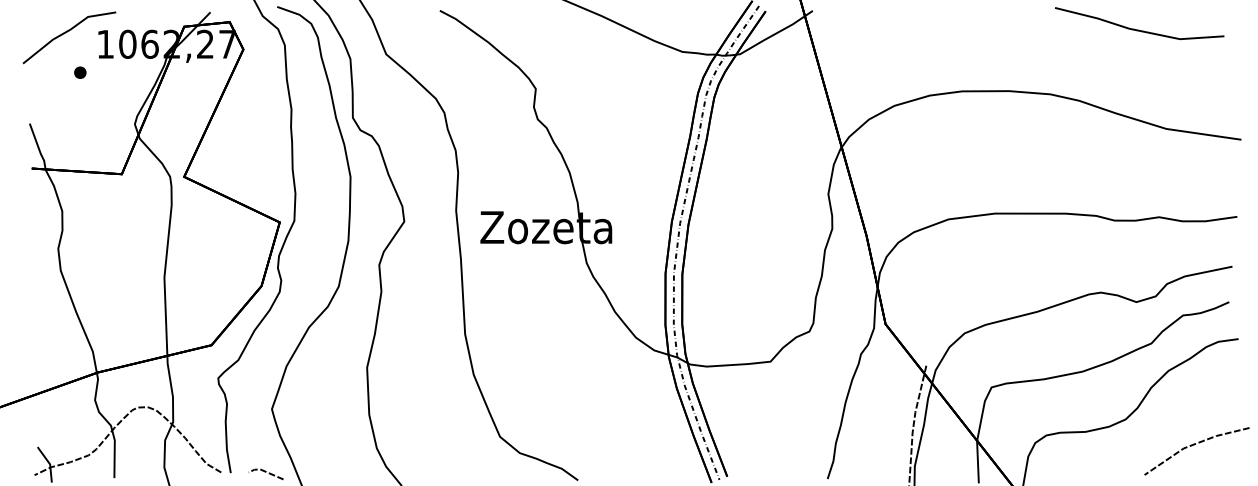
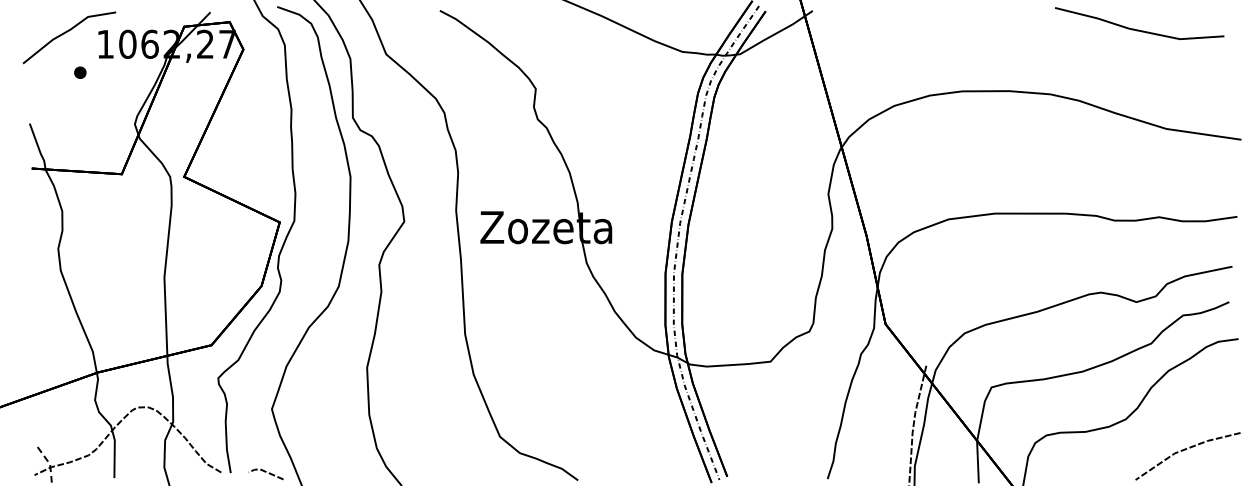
line position: (1194, 445) -> (1185, 450) (1185, 450)
line: solid -> dashed (49, 463)
